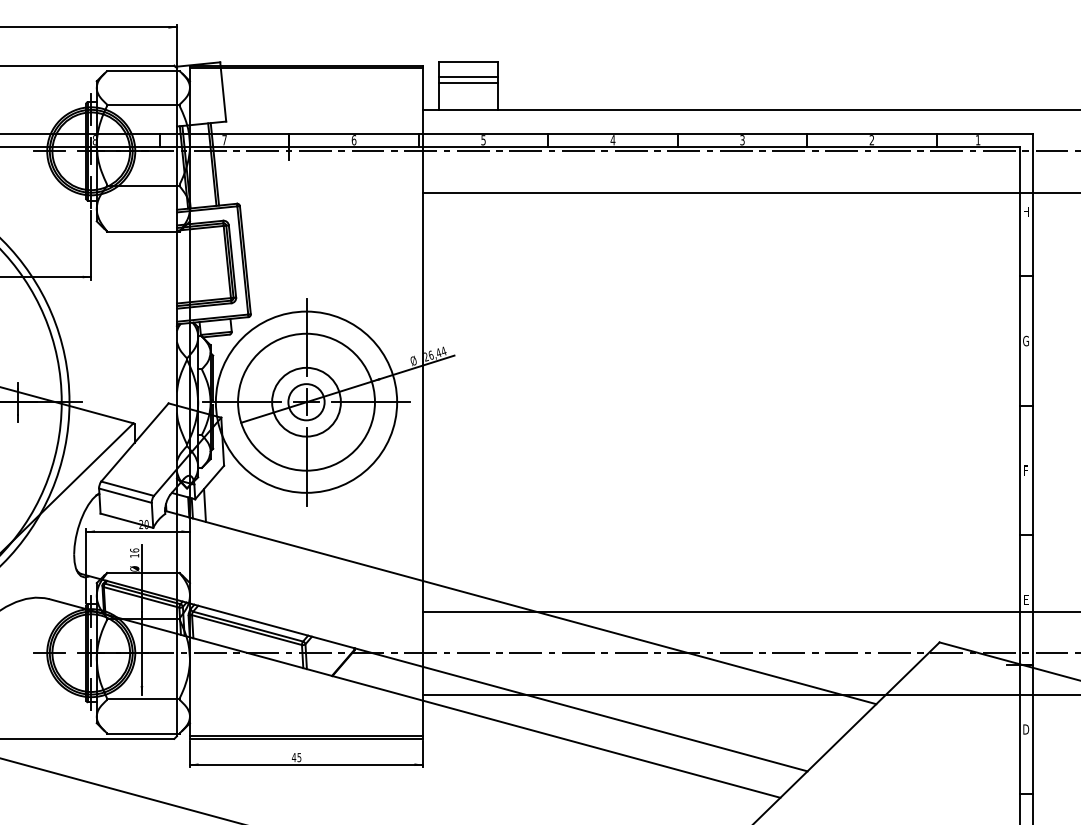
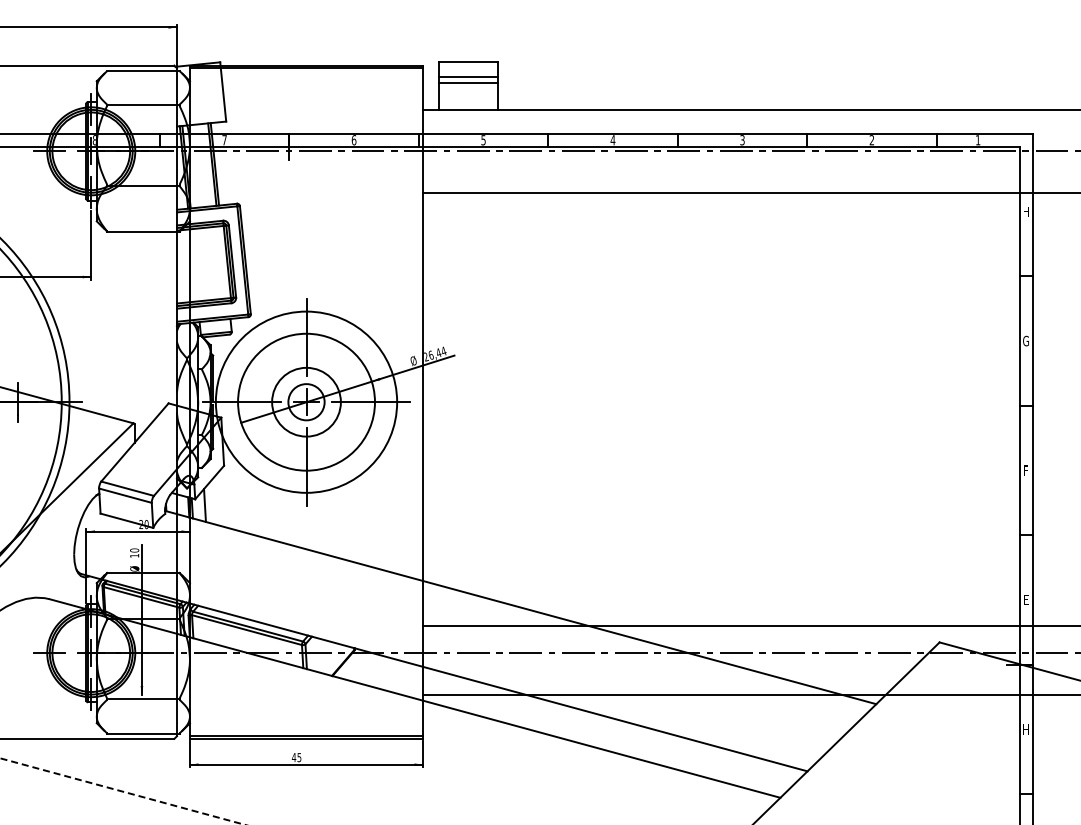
text: 16 -> 10 (133, 550)
line position: (750, 611) -> (750, 625) (750, 625)
text: D -> H (1026, 729)
line: solid -> dashed (122, 791)
